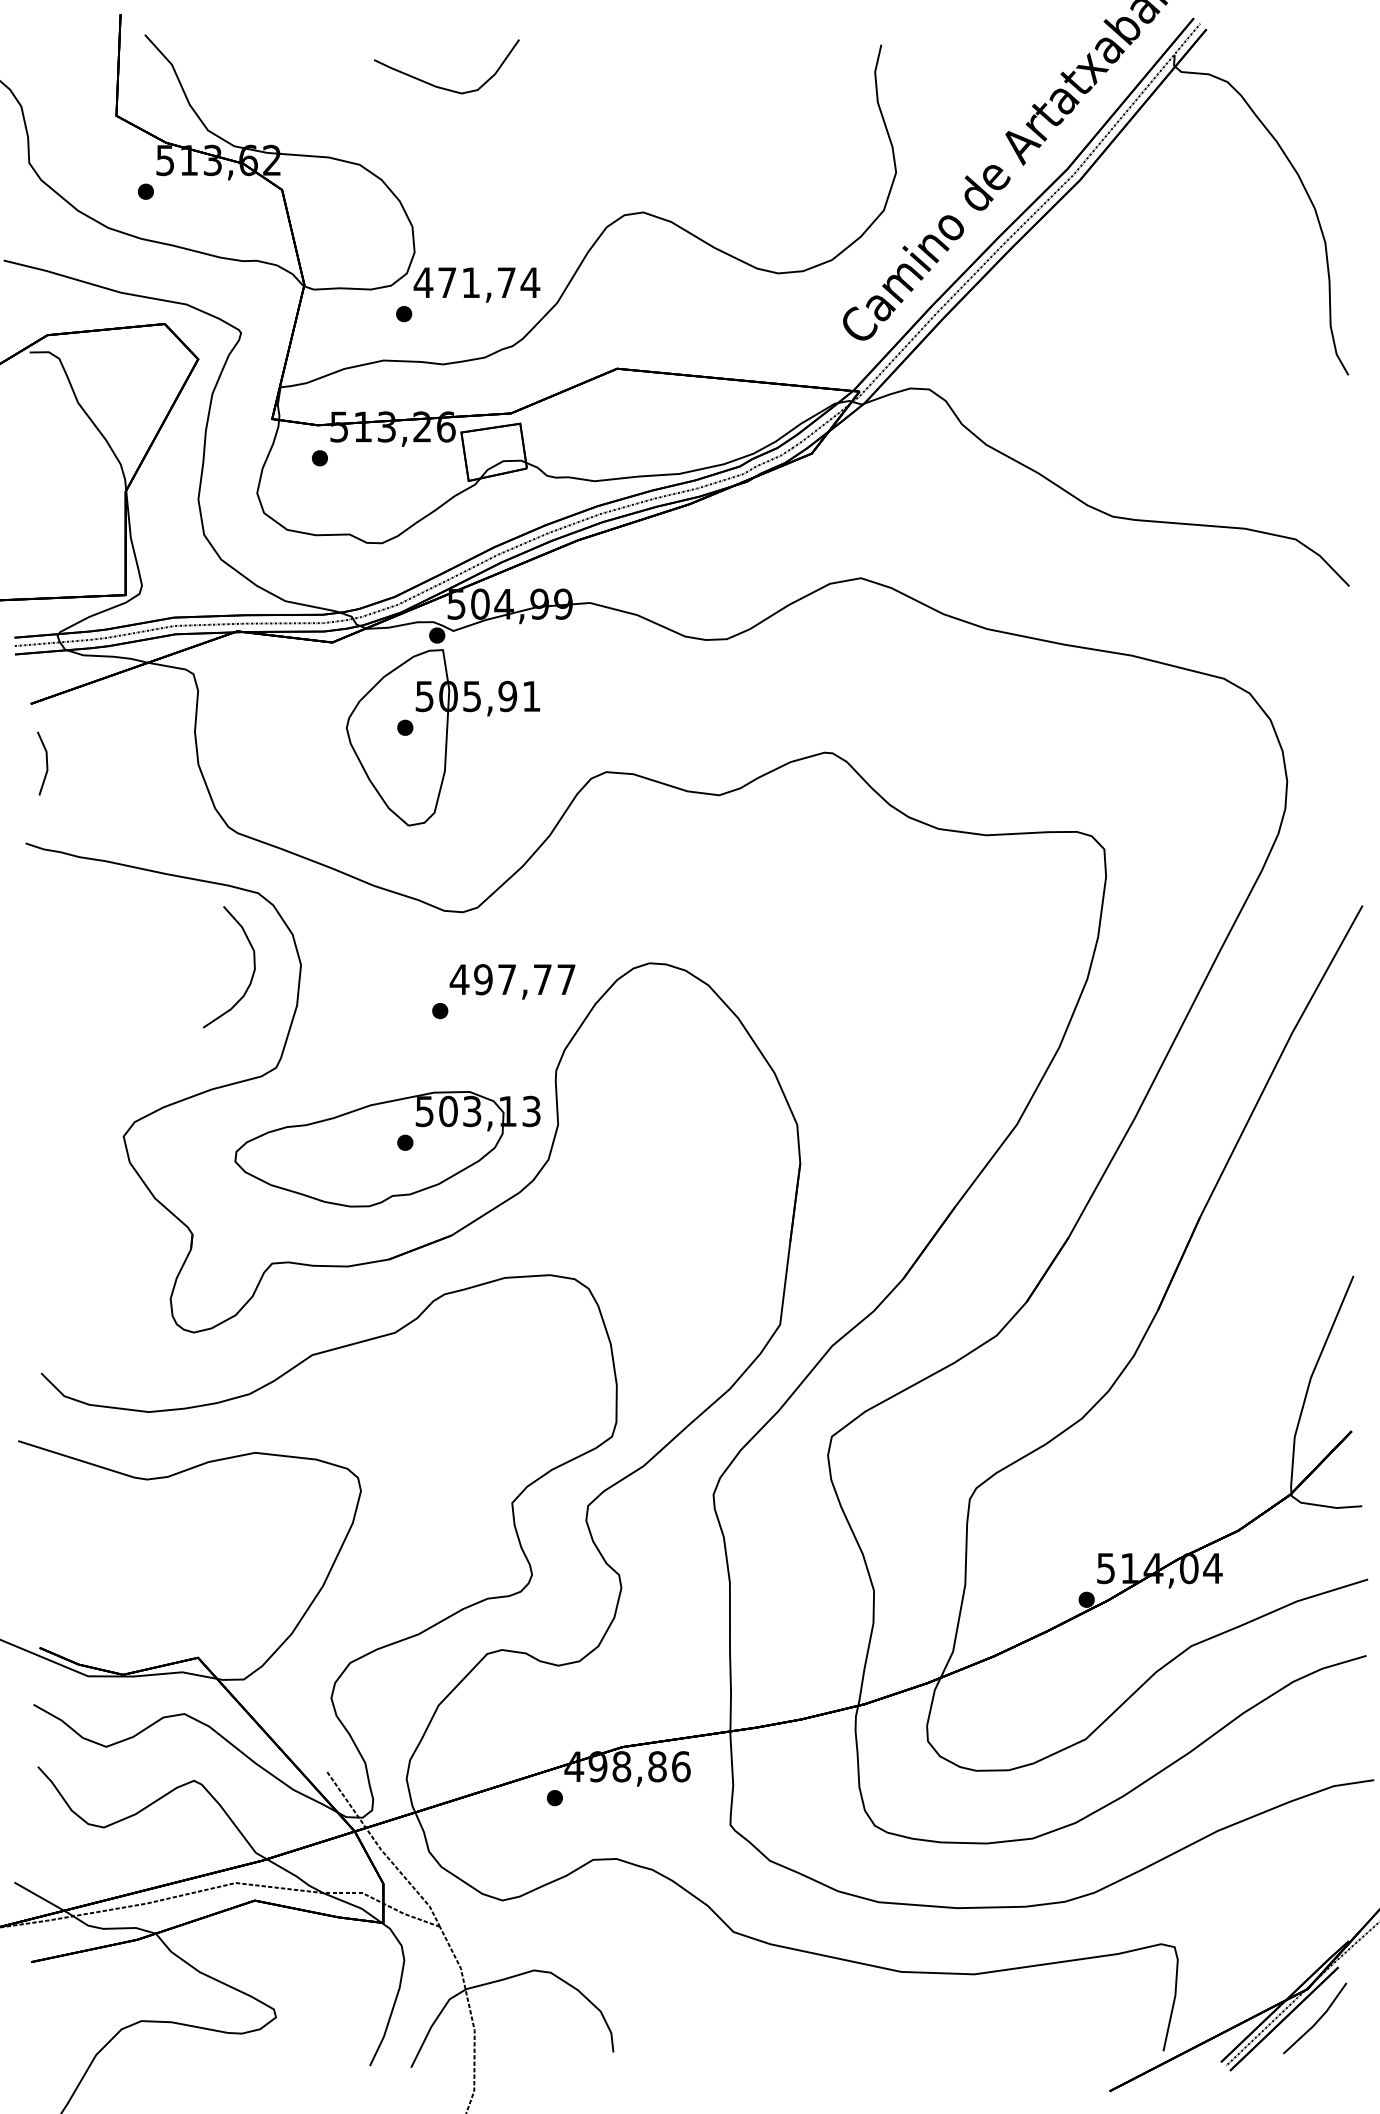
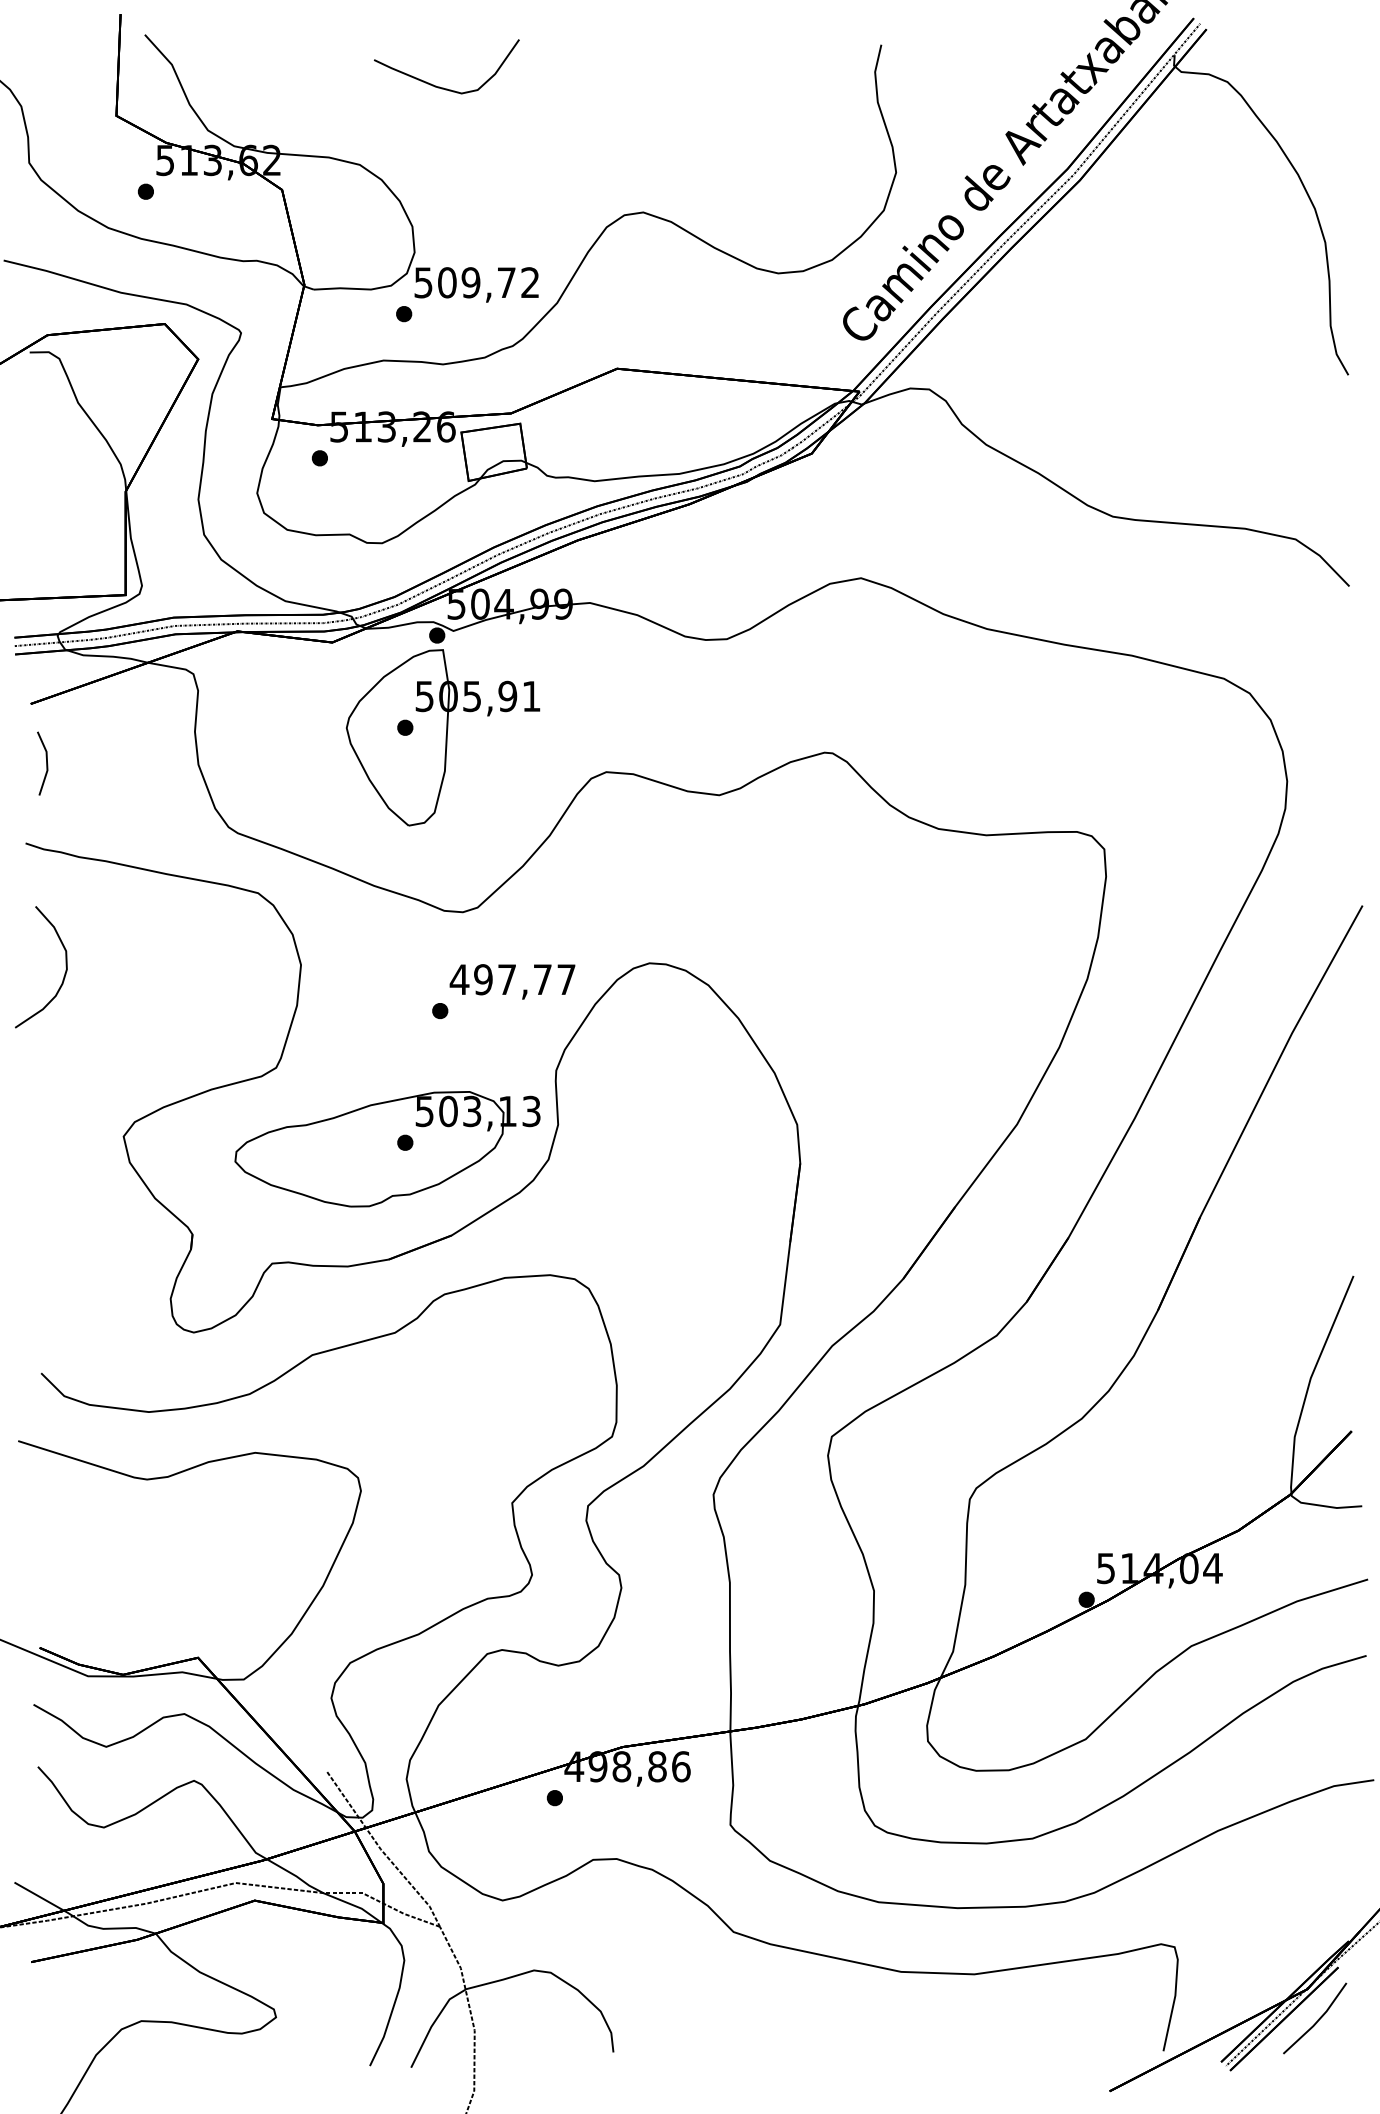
text: 471,74 -> 509,72 (476, 282)
part position: (252, 973) -> (64, 973) (64, 973)
